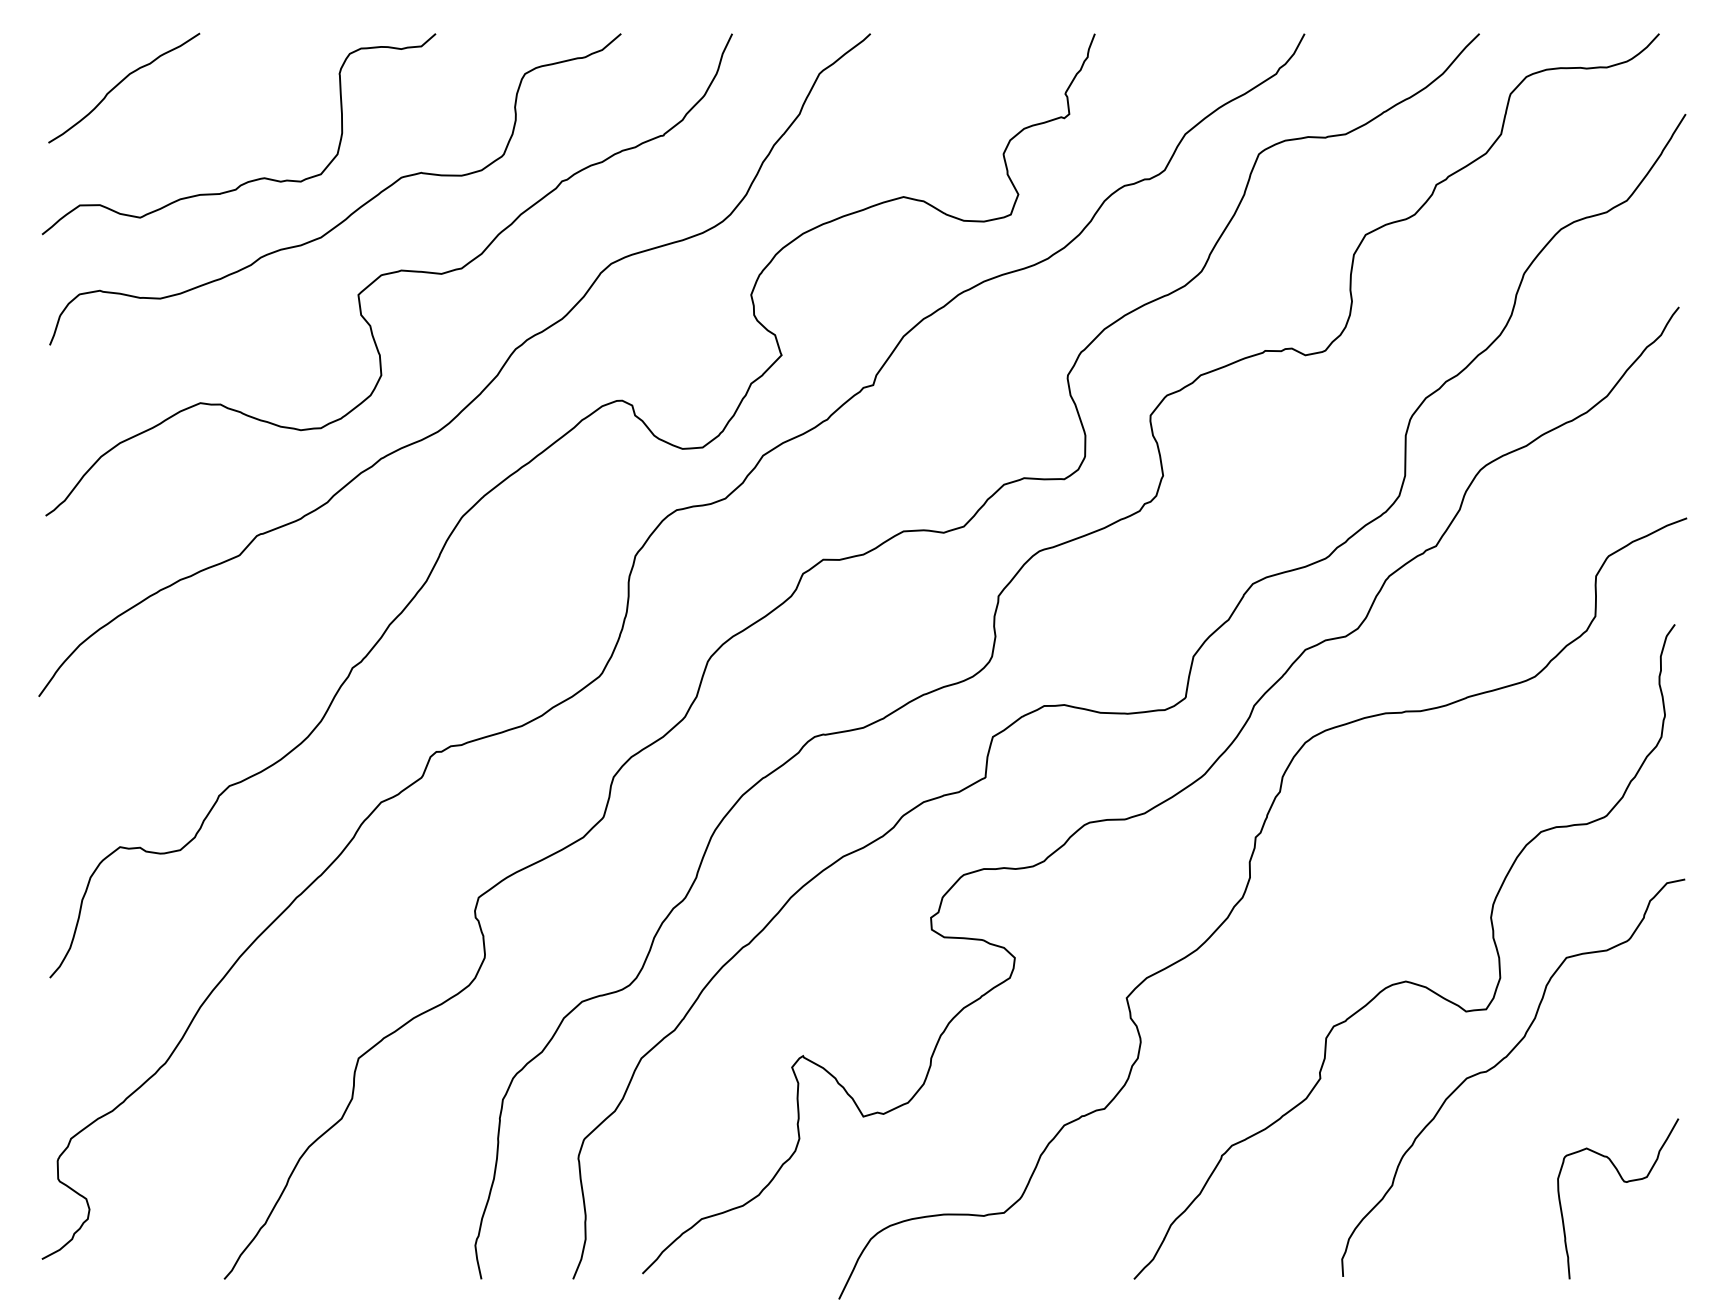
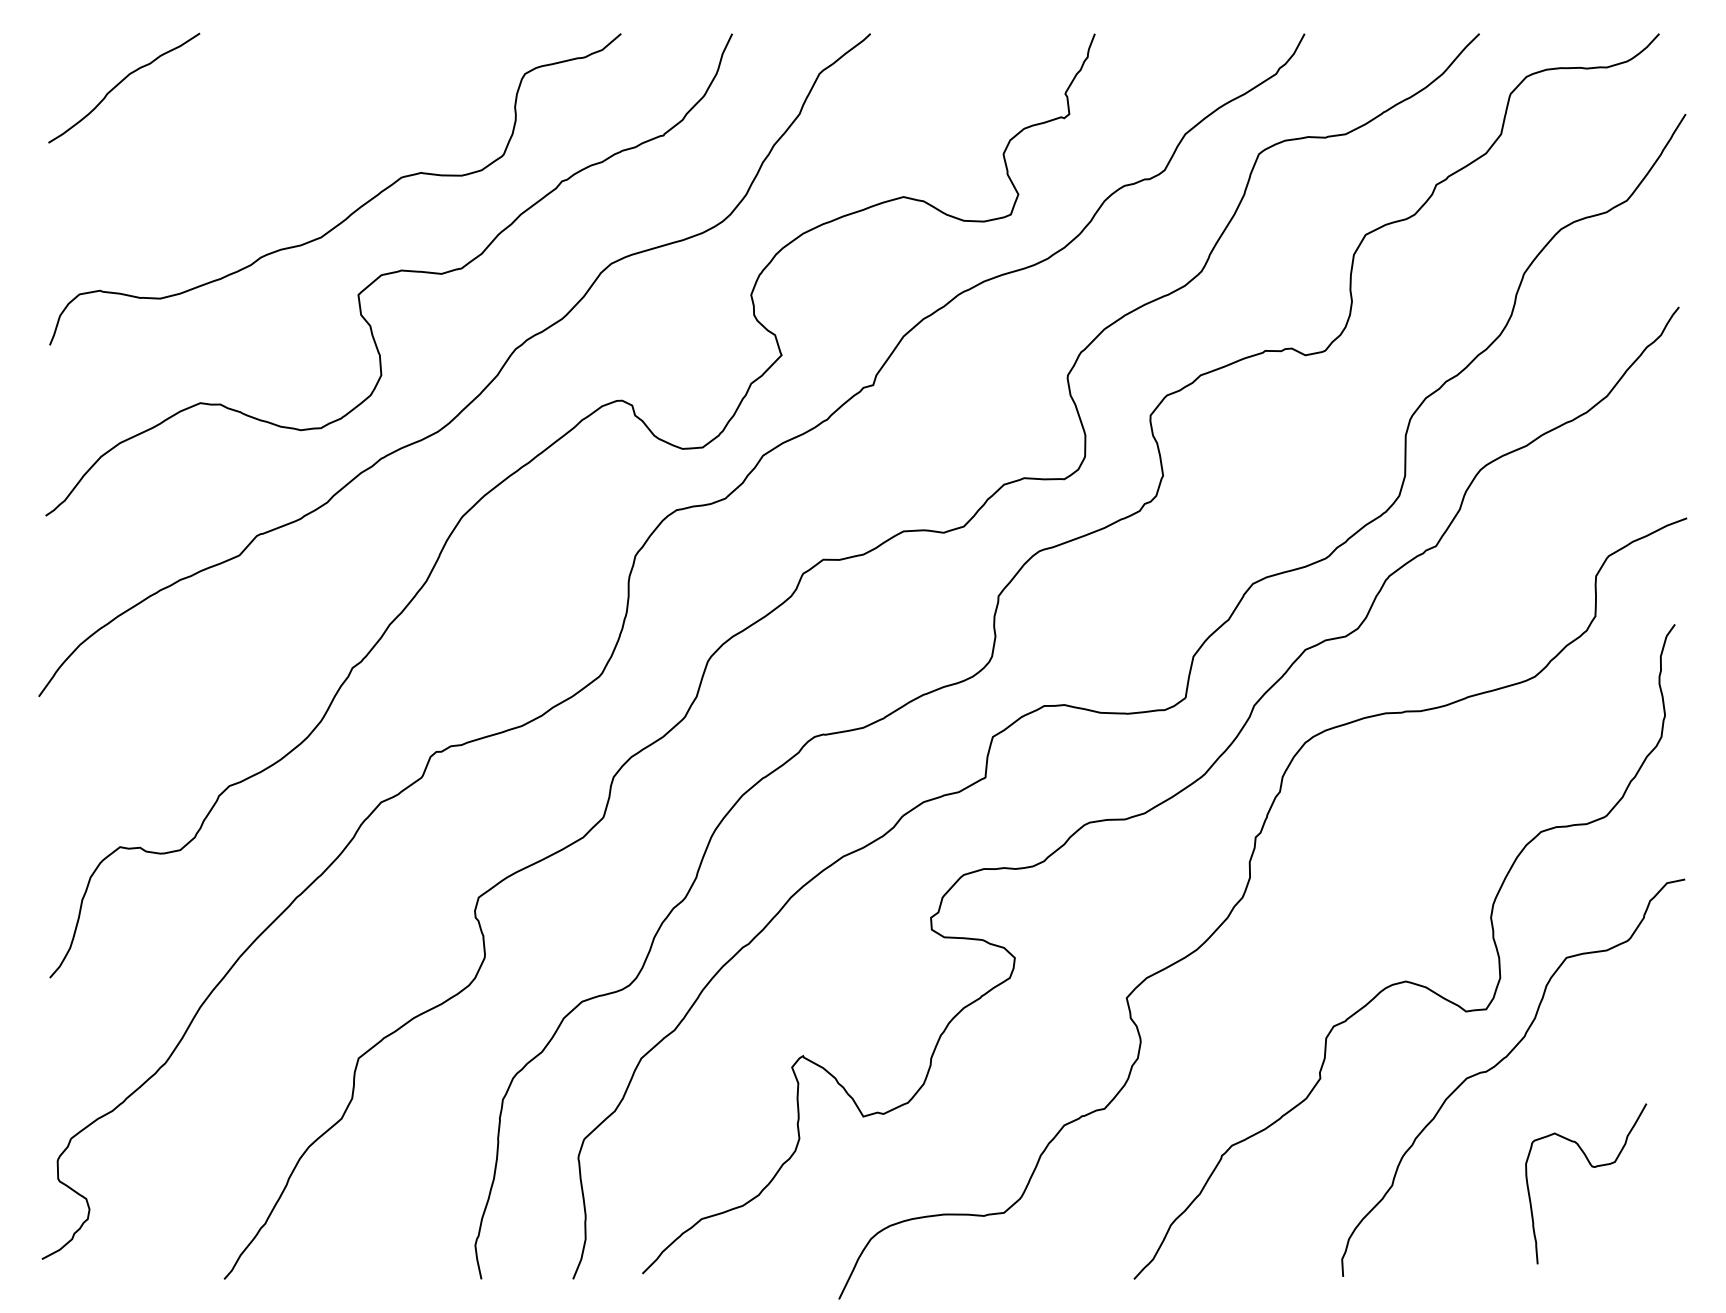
curve: present -> none (249, 180)
curve position: (1623, 1182) -> (1591, 1167) (1591, 1167)
